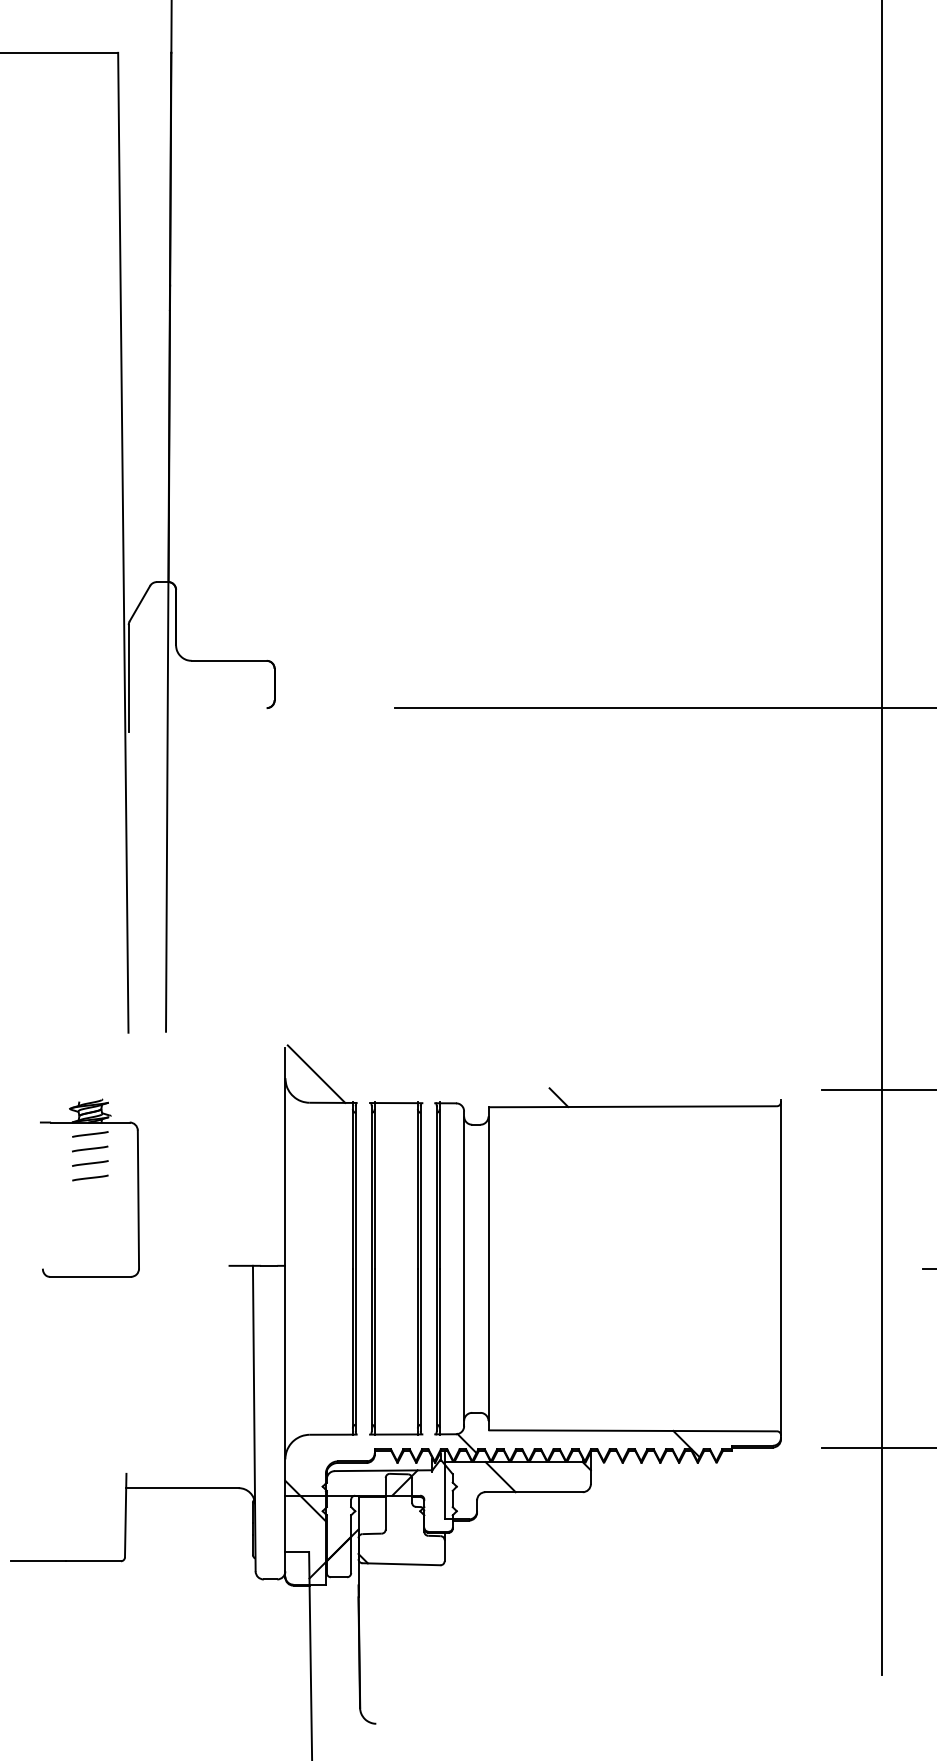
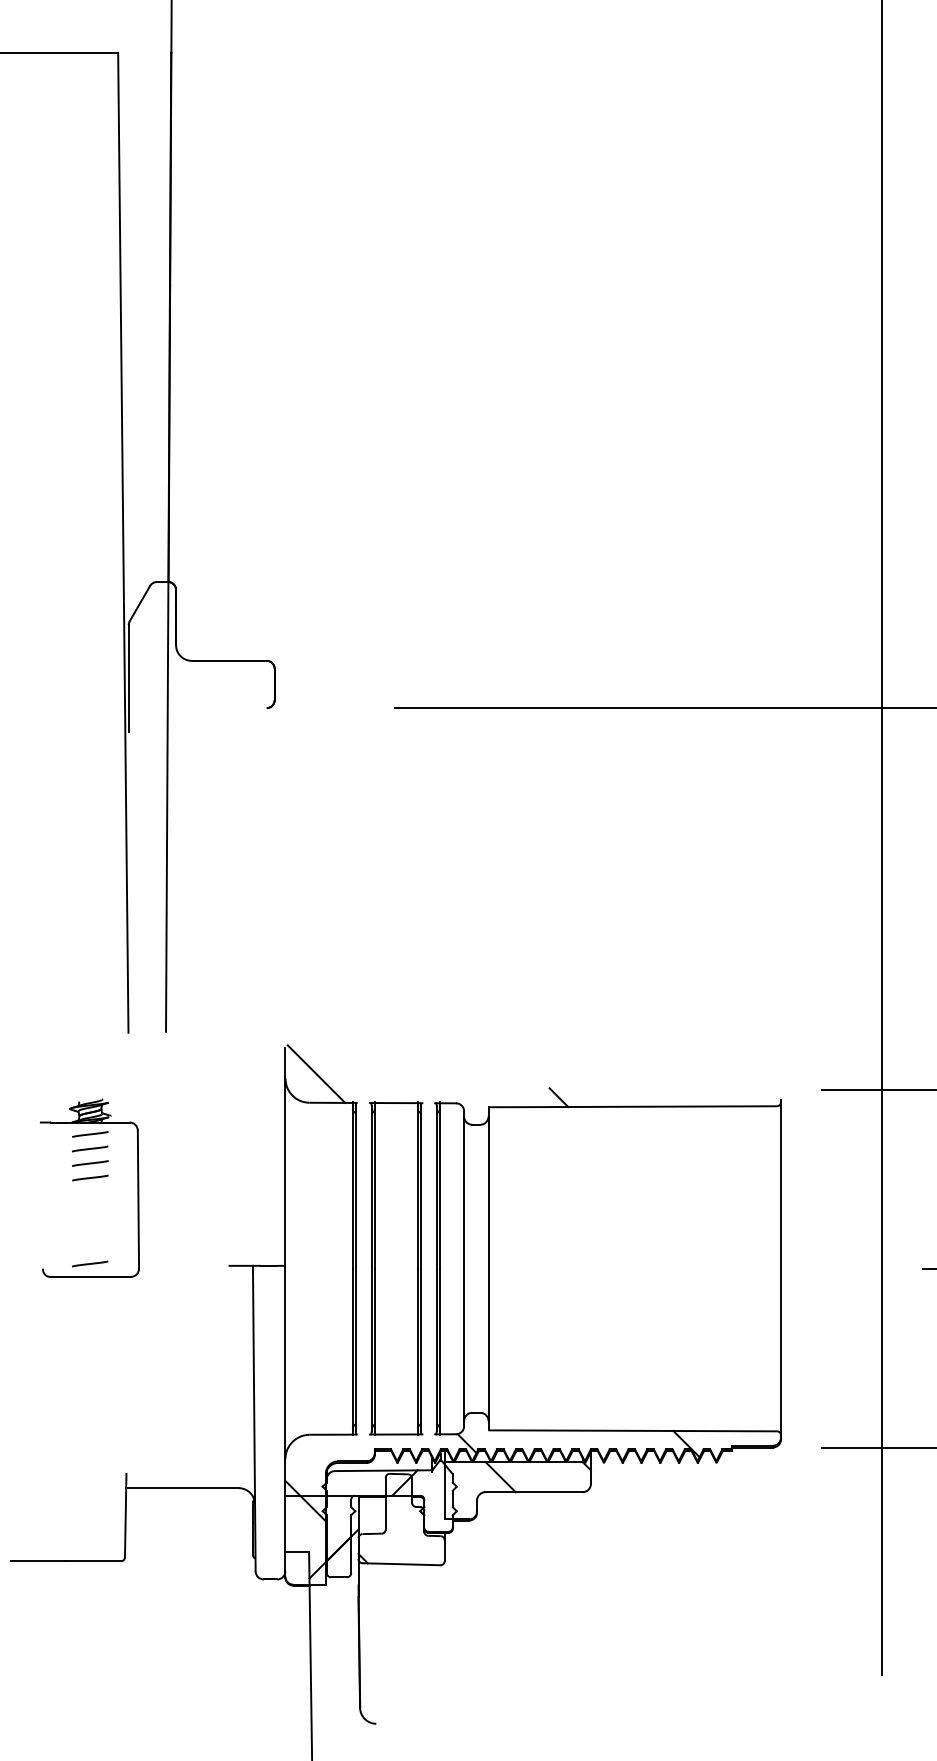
line: none -> present (90, 1263)
